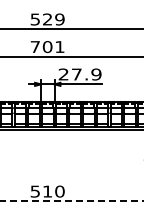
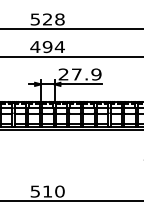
text: 529 -> 528 (59, 19)
text: 701 -> 494 (47, 47)
line: dashed -> solid (72, 201)
